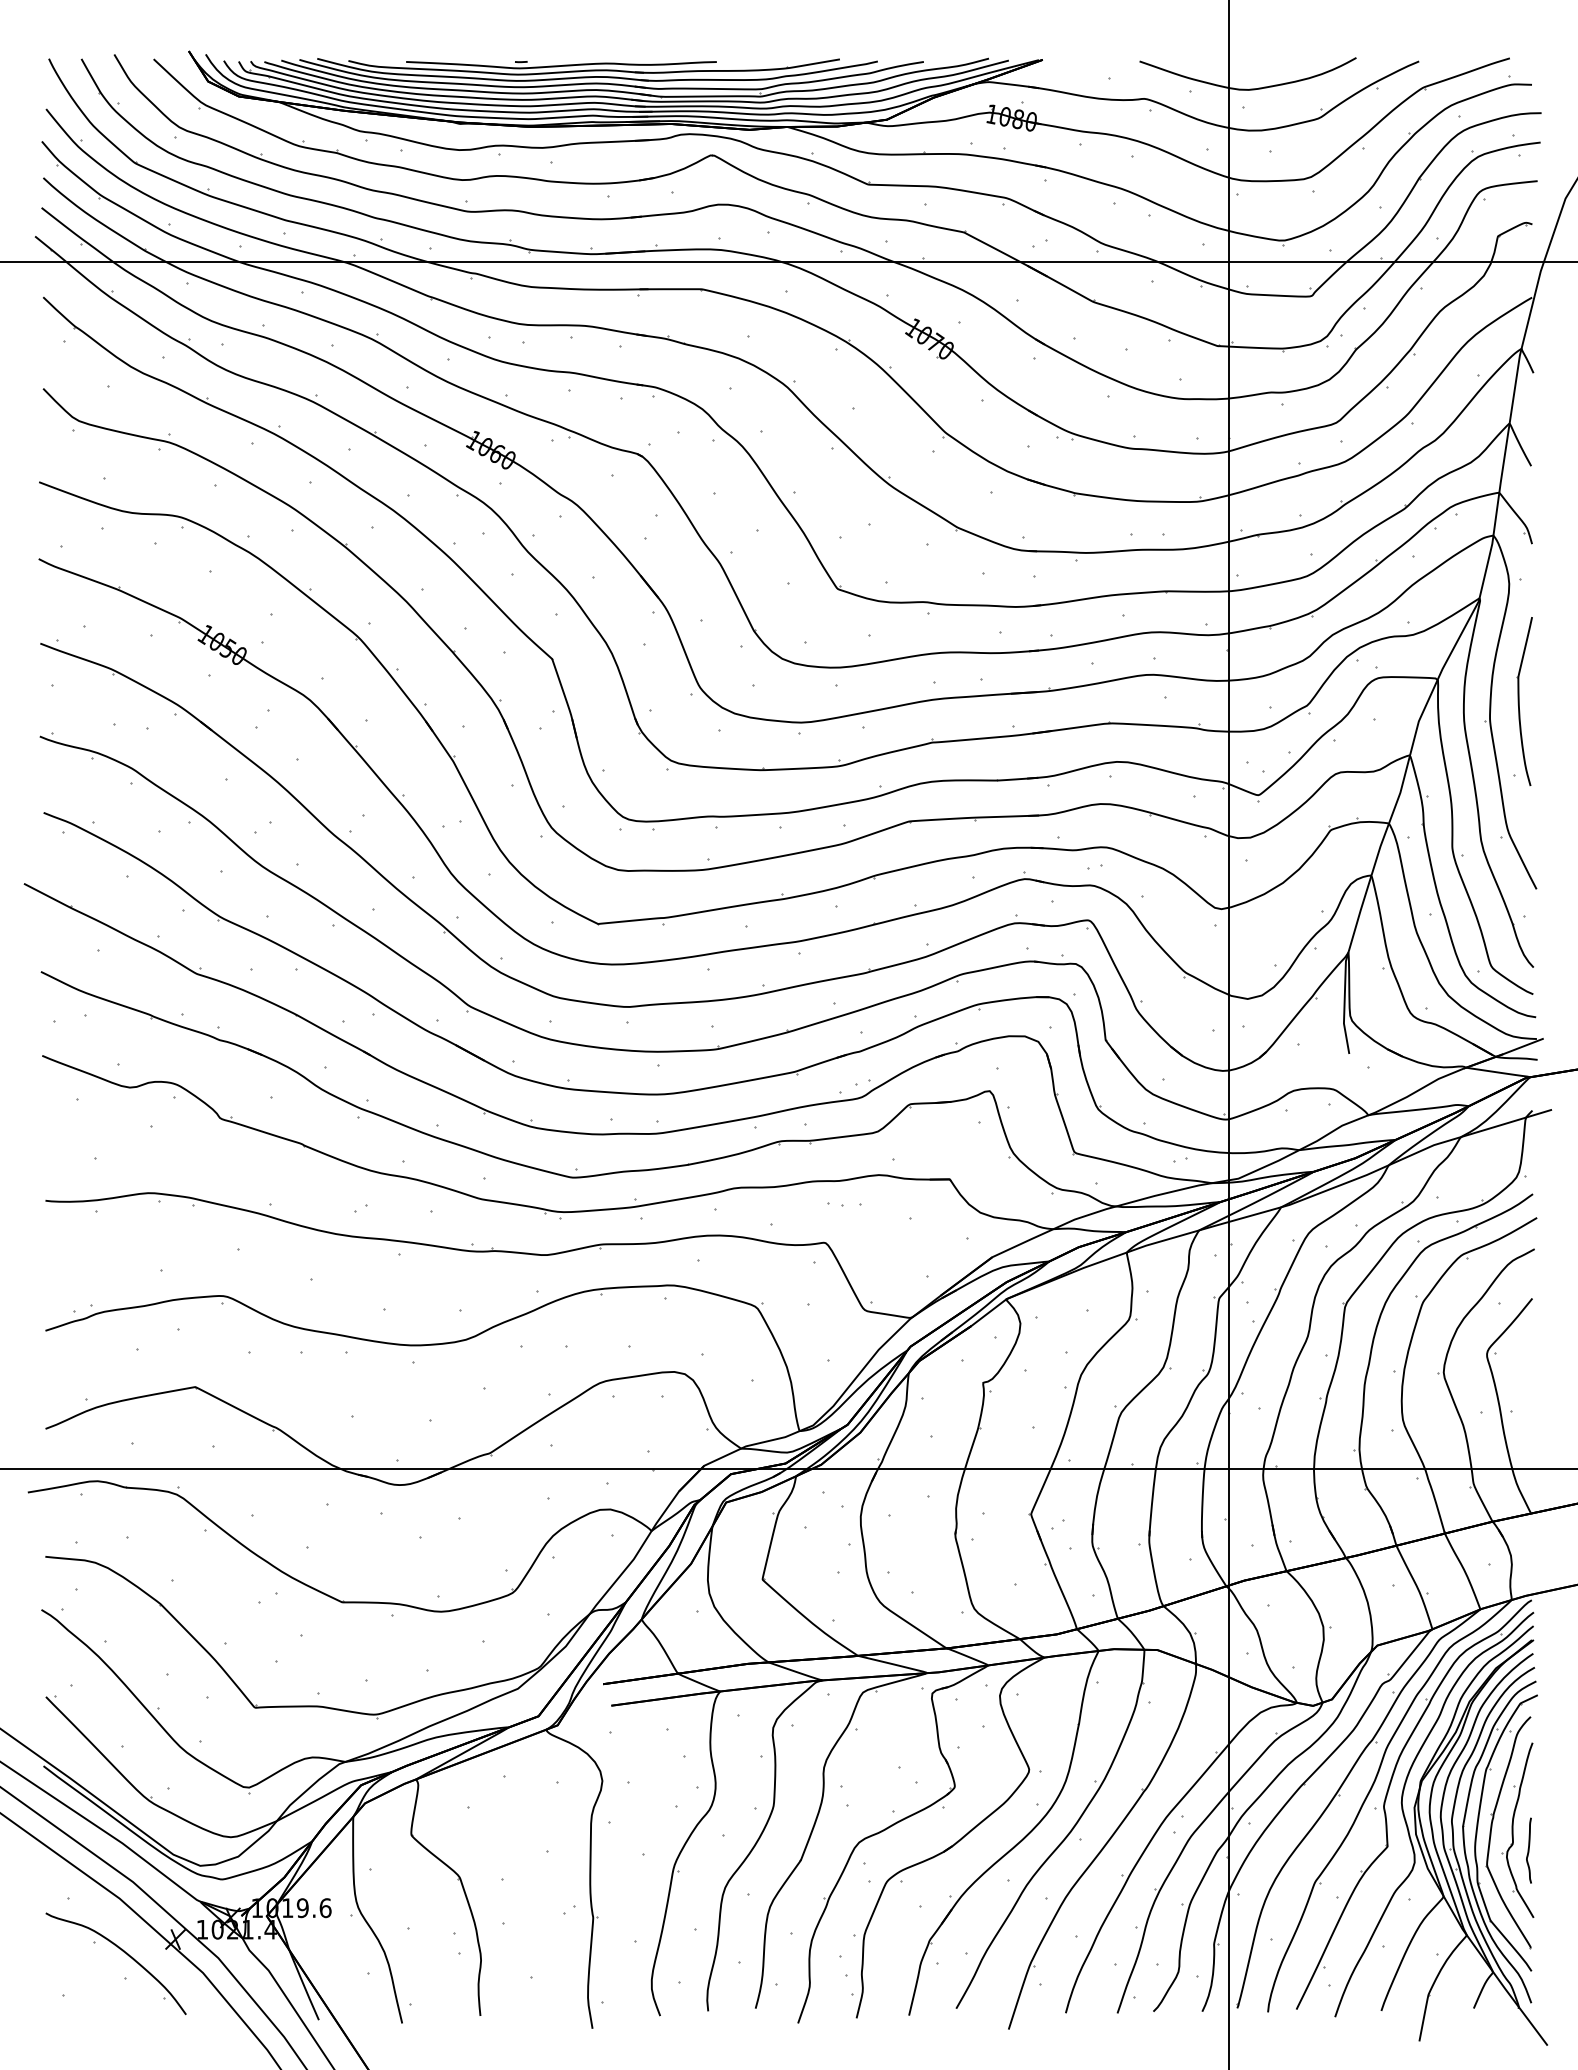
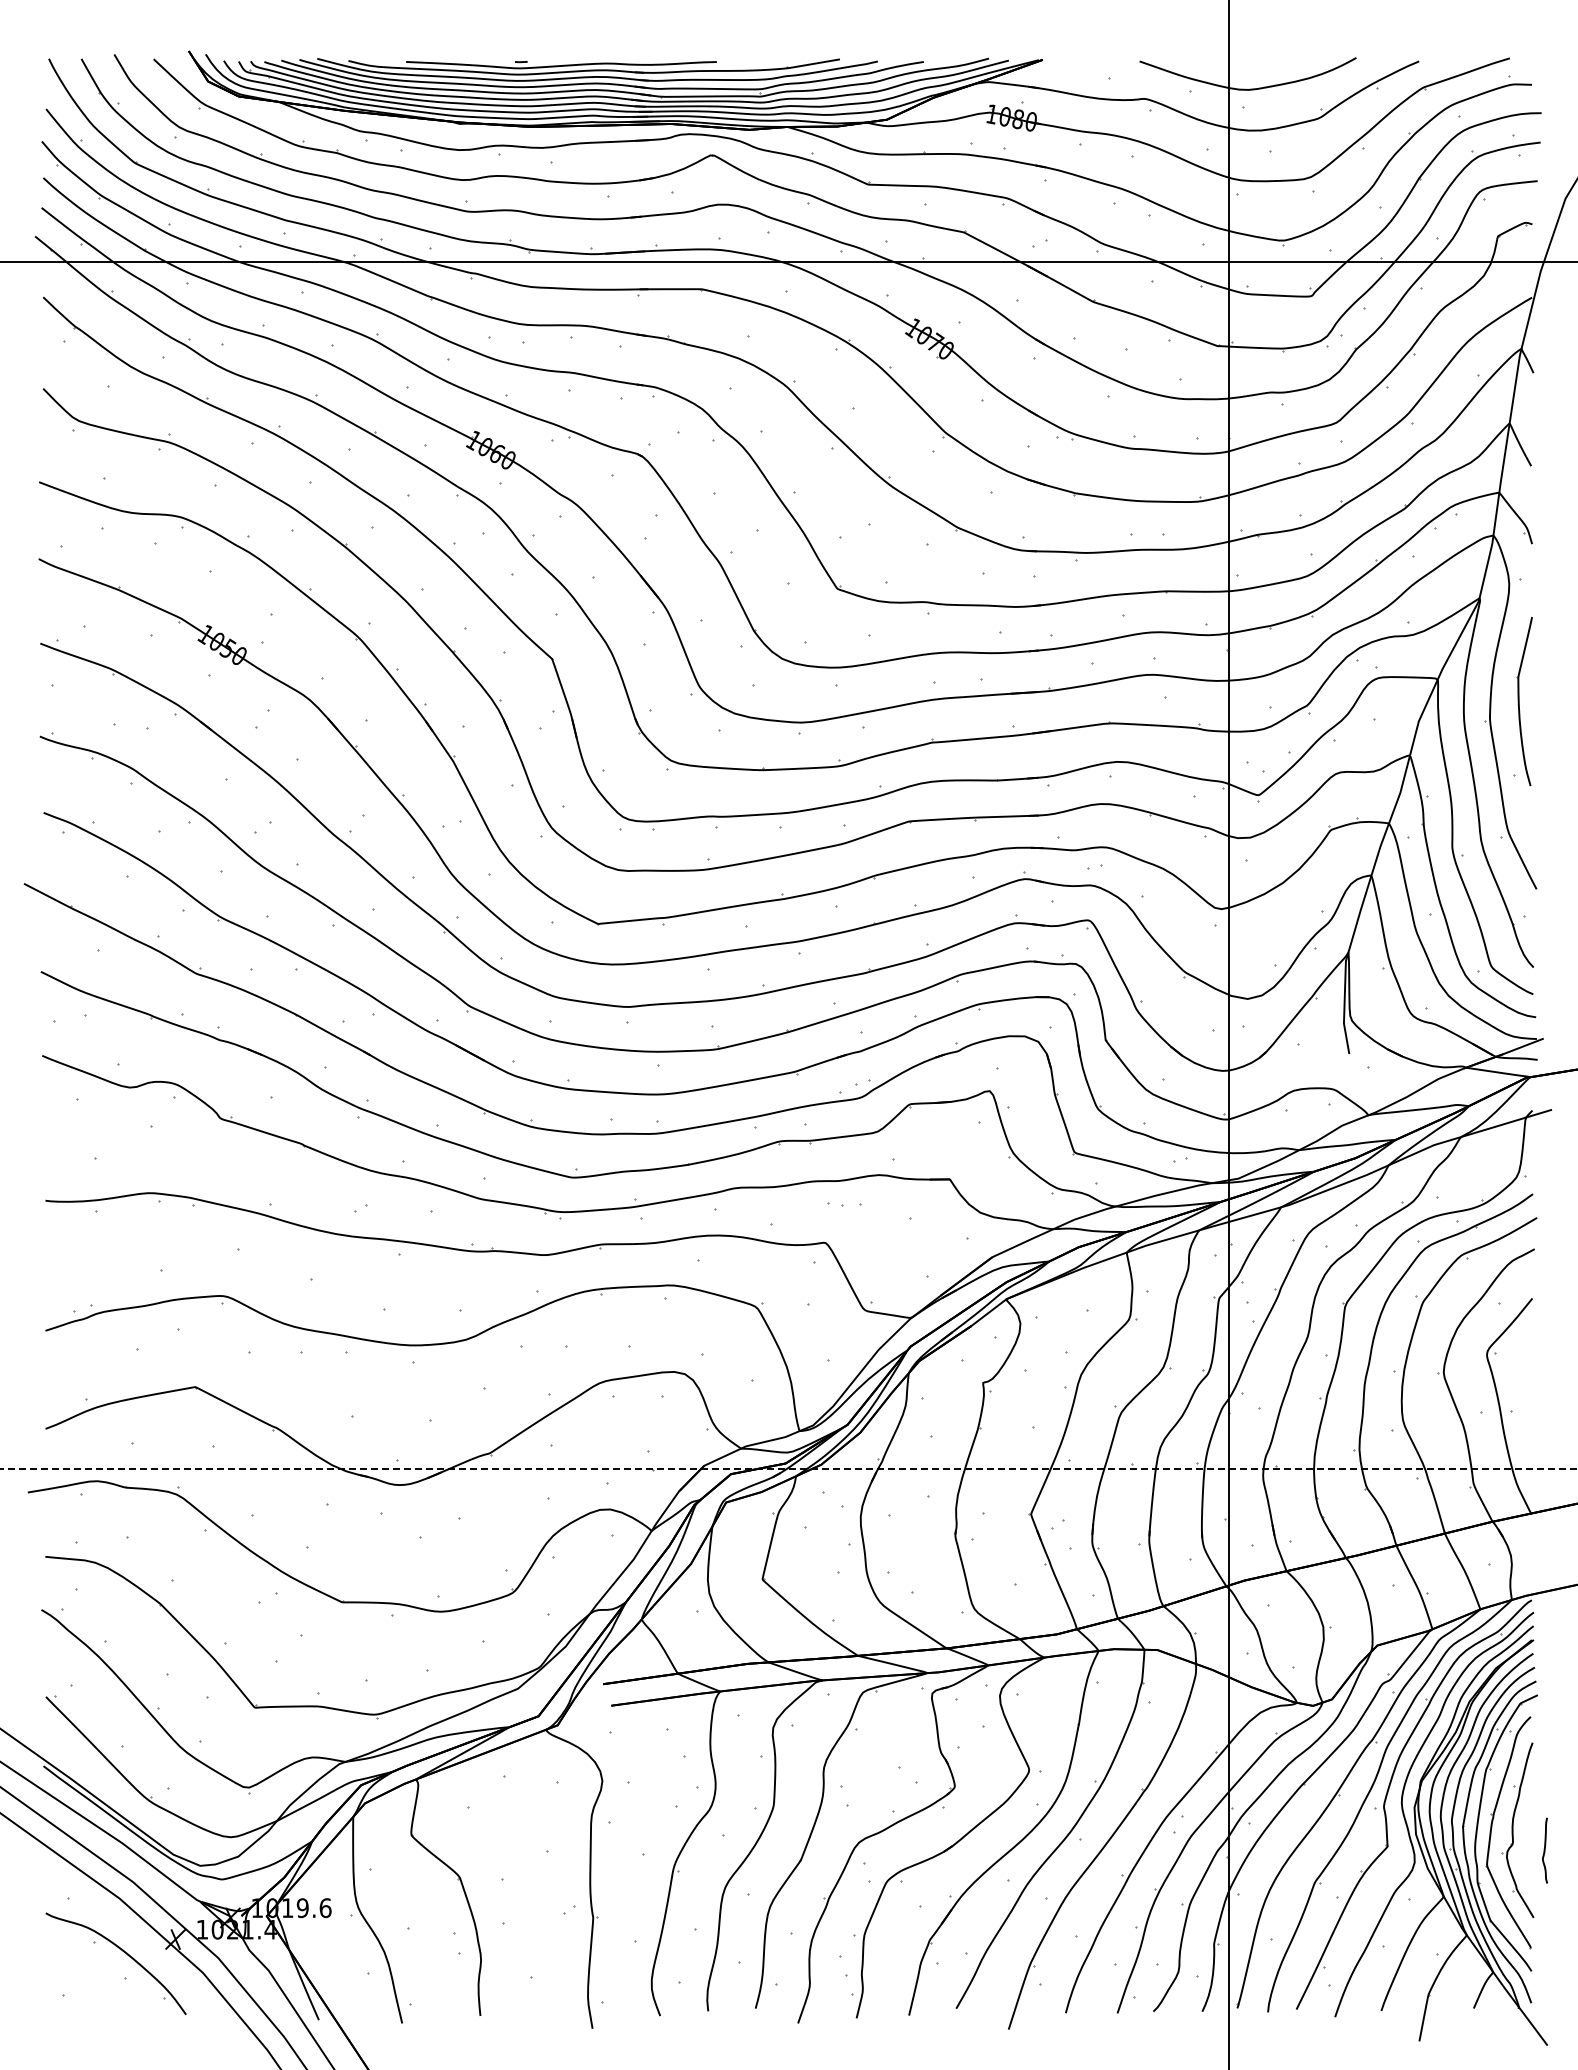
line: solid -> dashed (788, 1469)
curve position: (1528, 1850) -> (1544, 1850) (1544, 1850)
